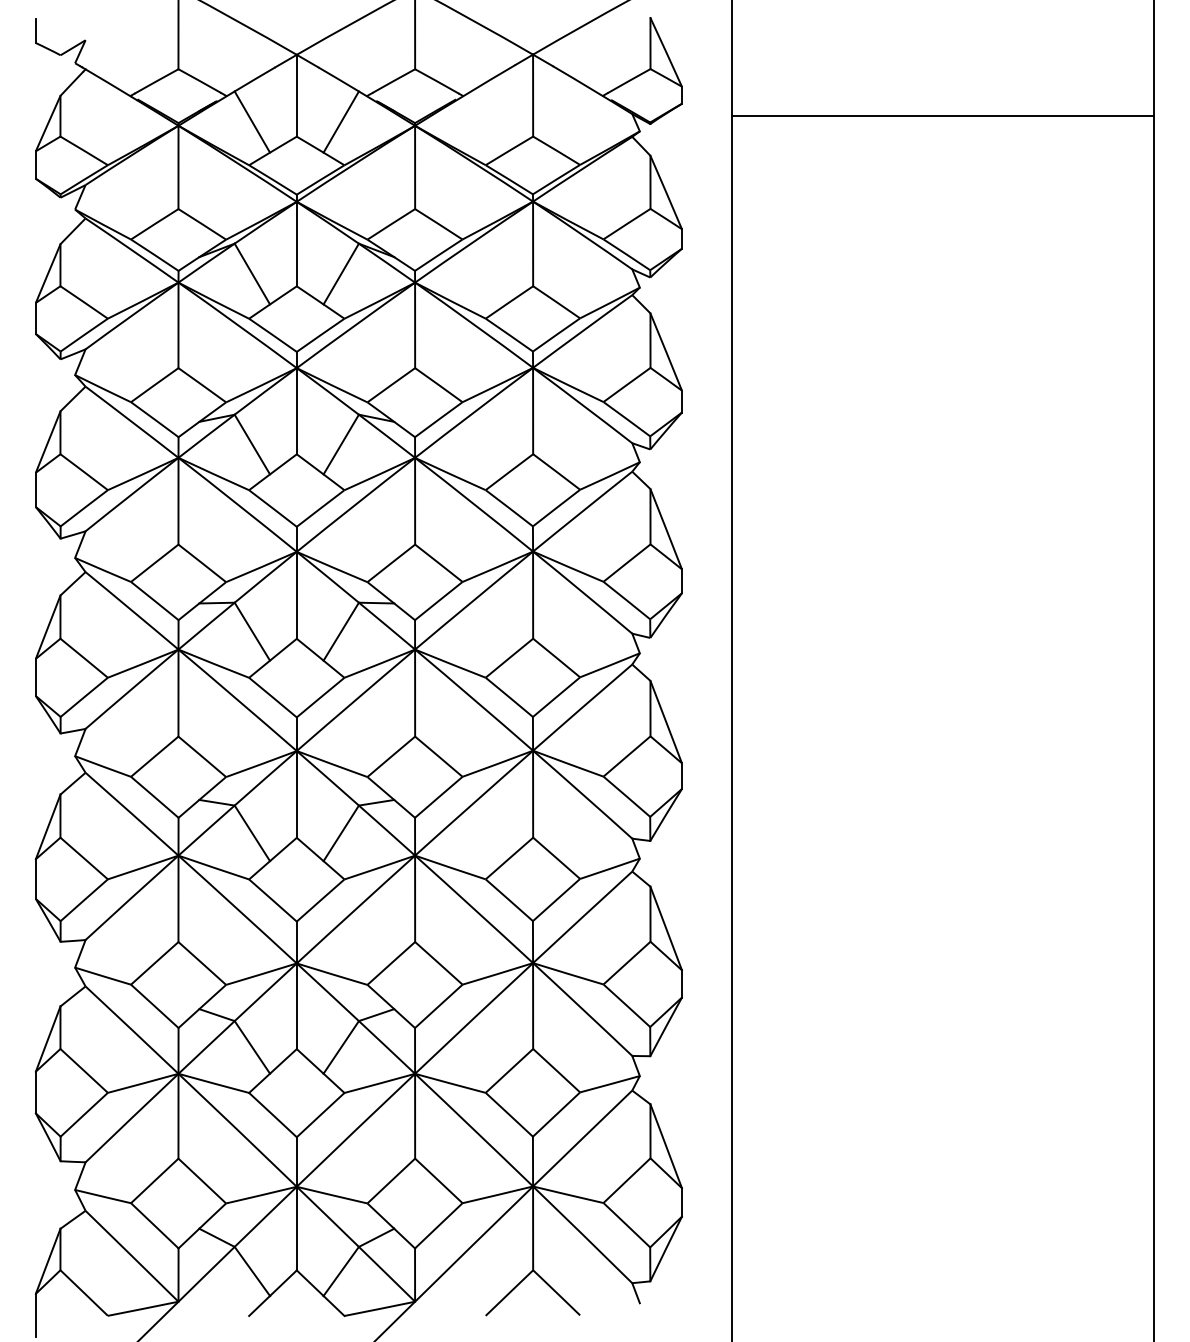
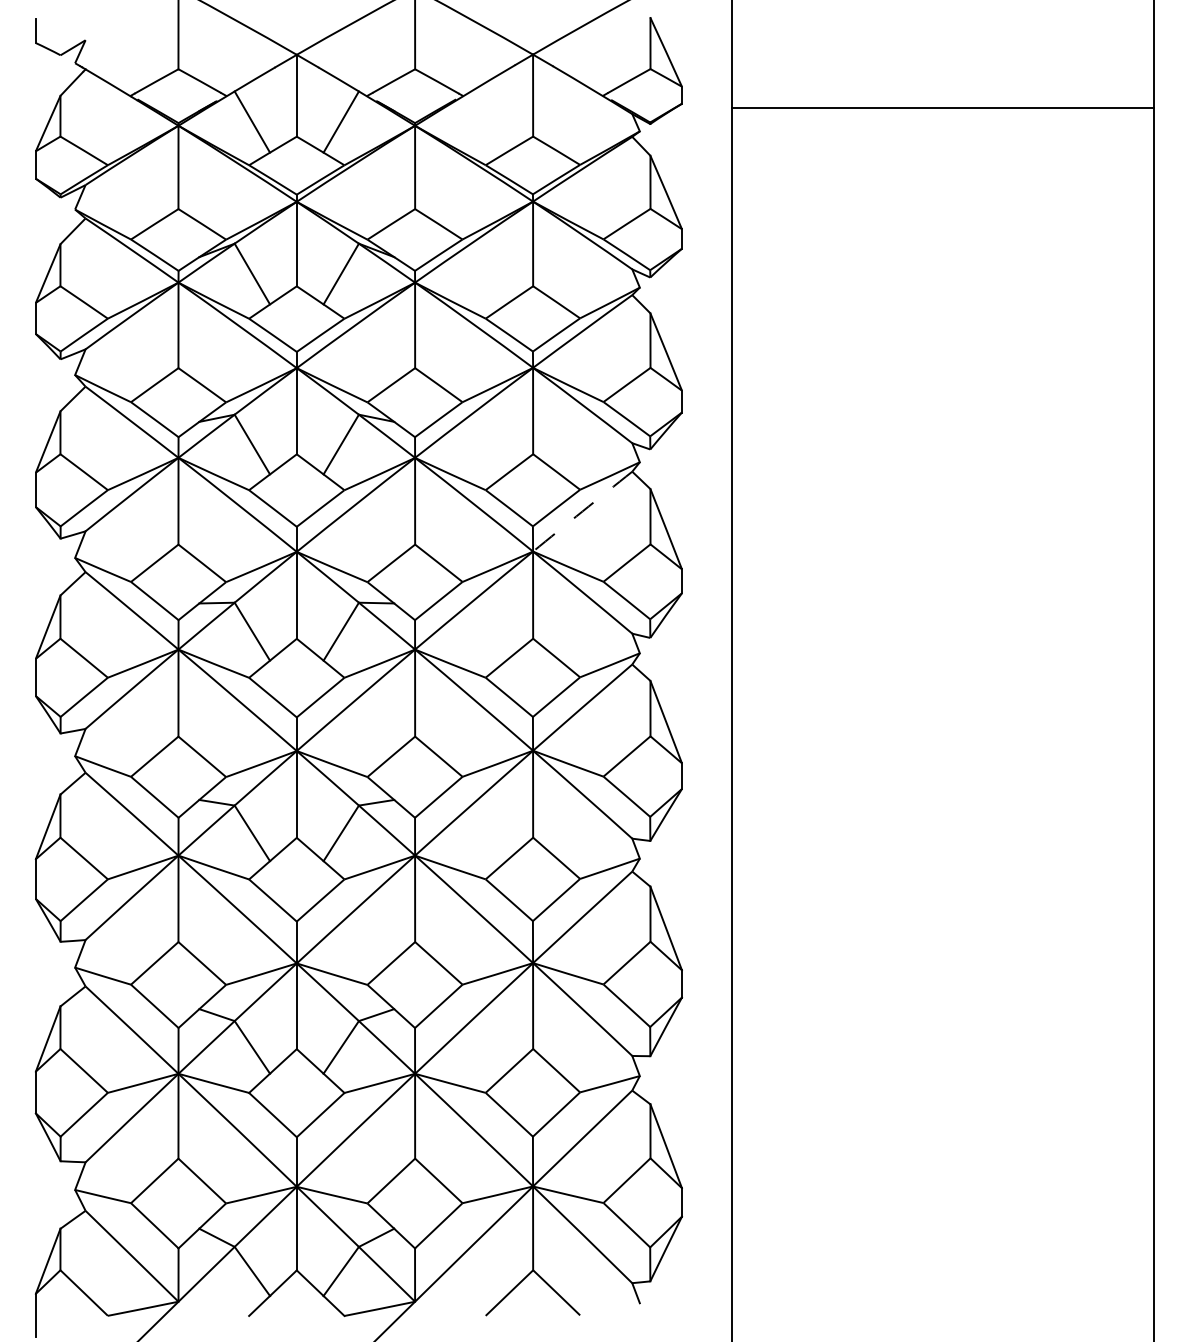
line position: (942, 116) -> (942, 108) (942, 108)
arc: solid -> dashed (582, 511)
